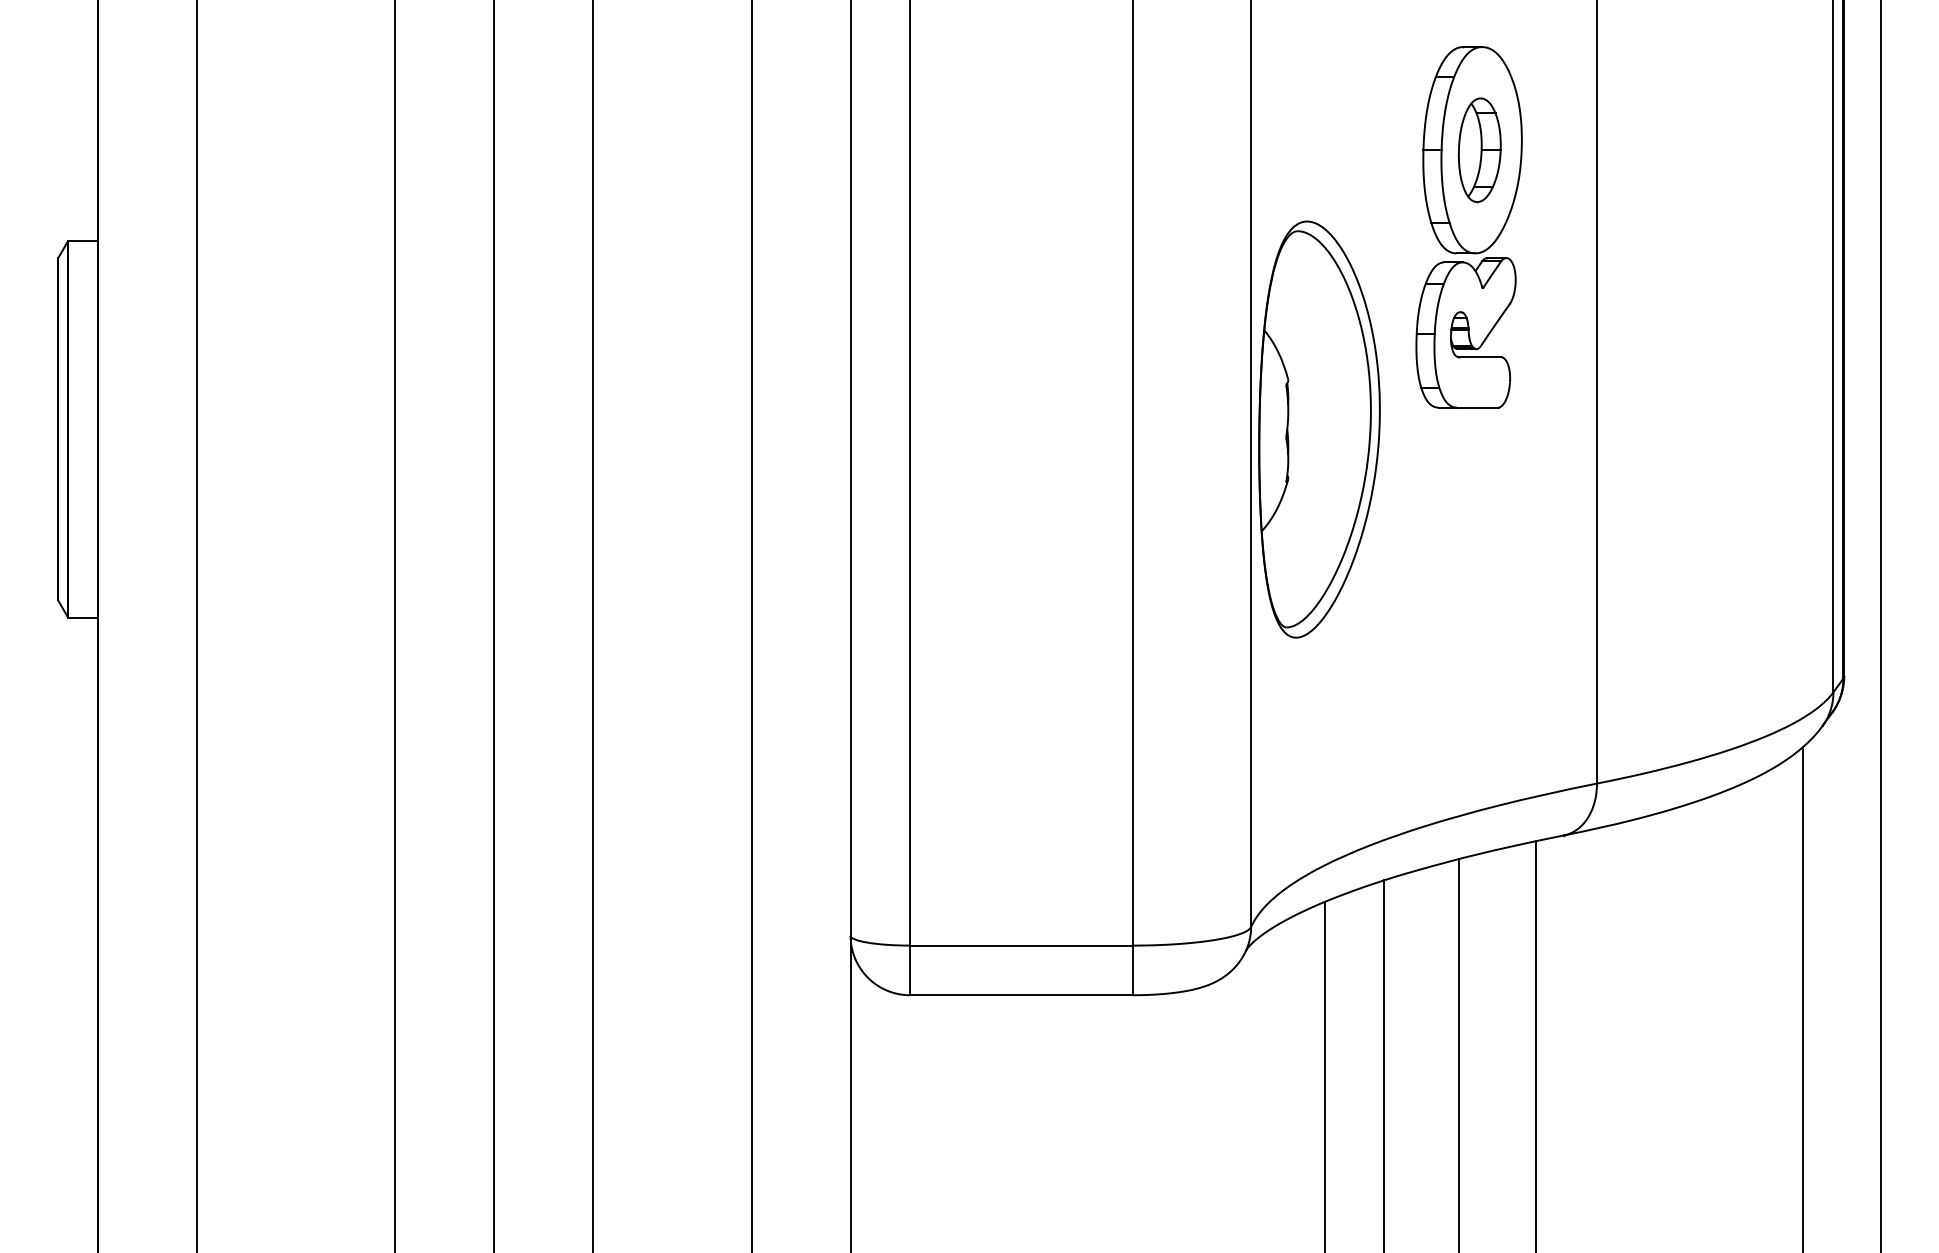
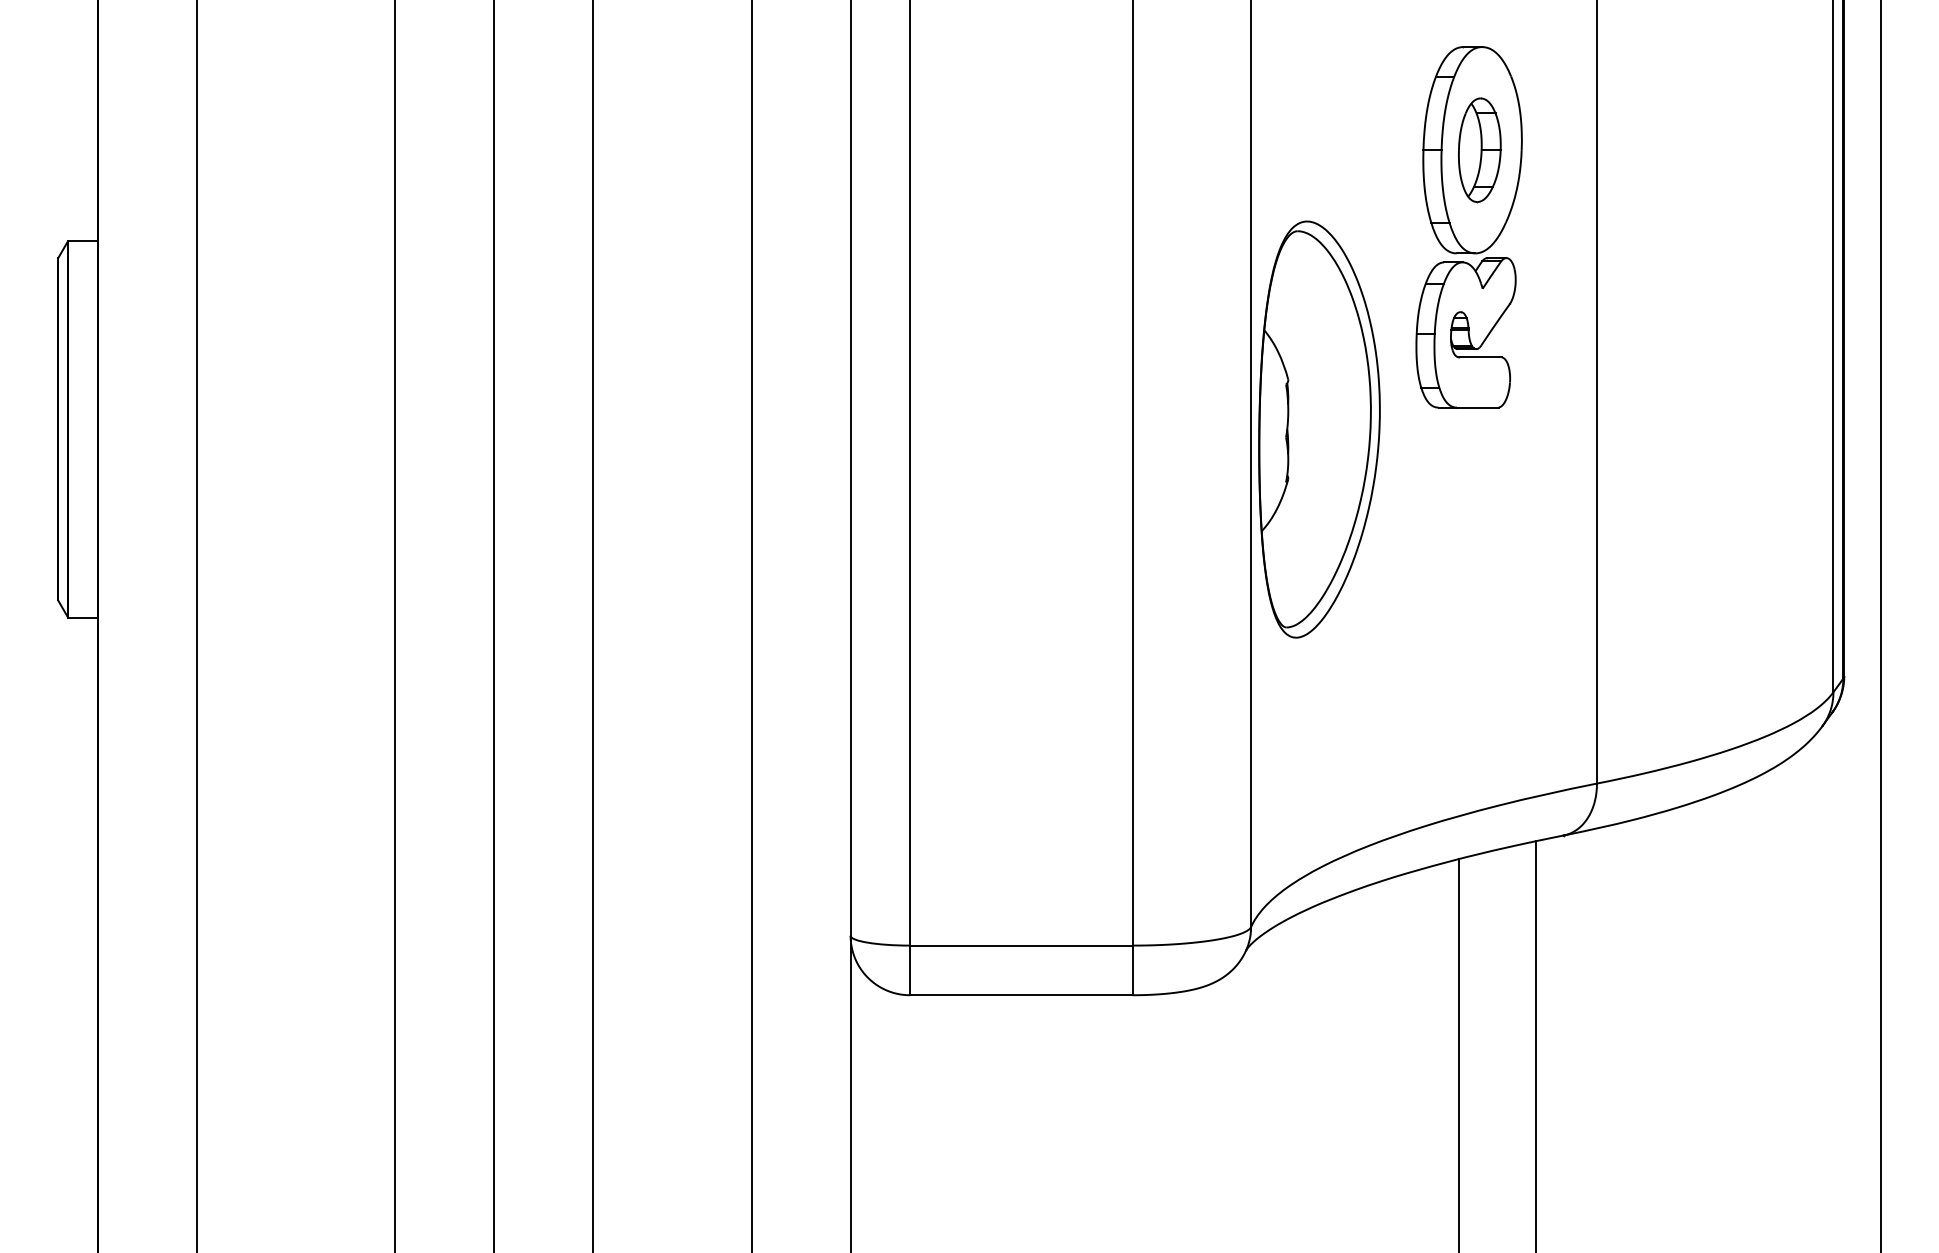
line: present -> none (1803, 998)
line: present -> none (1383, 1064)
line: present -> none (1325, 1075)
